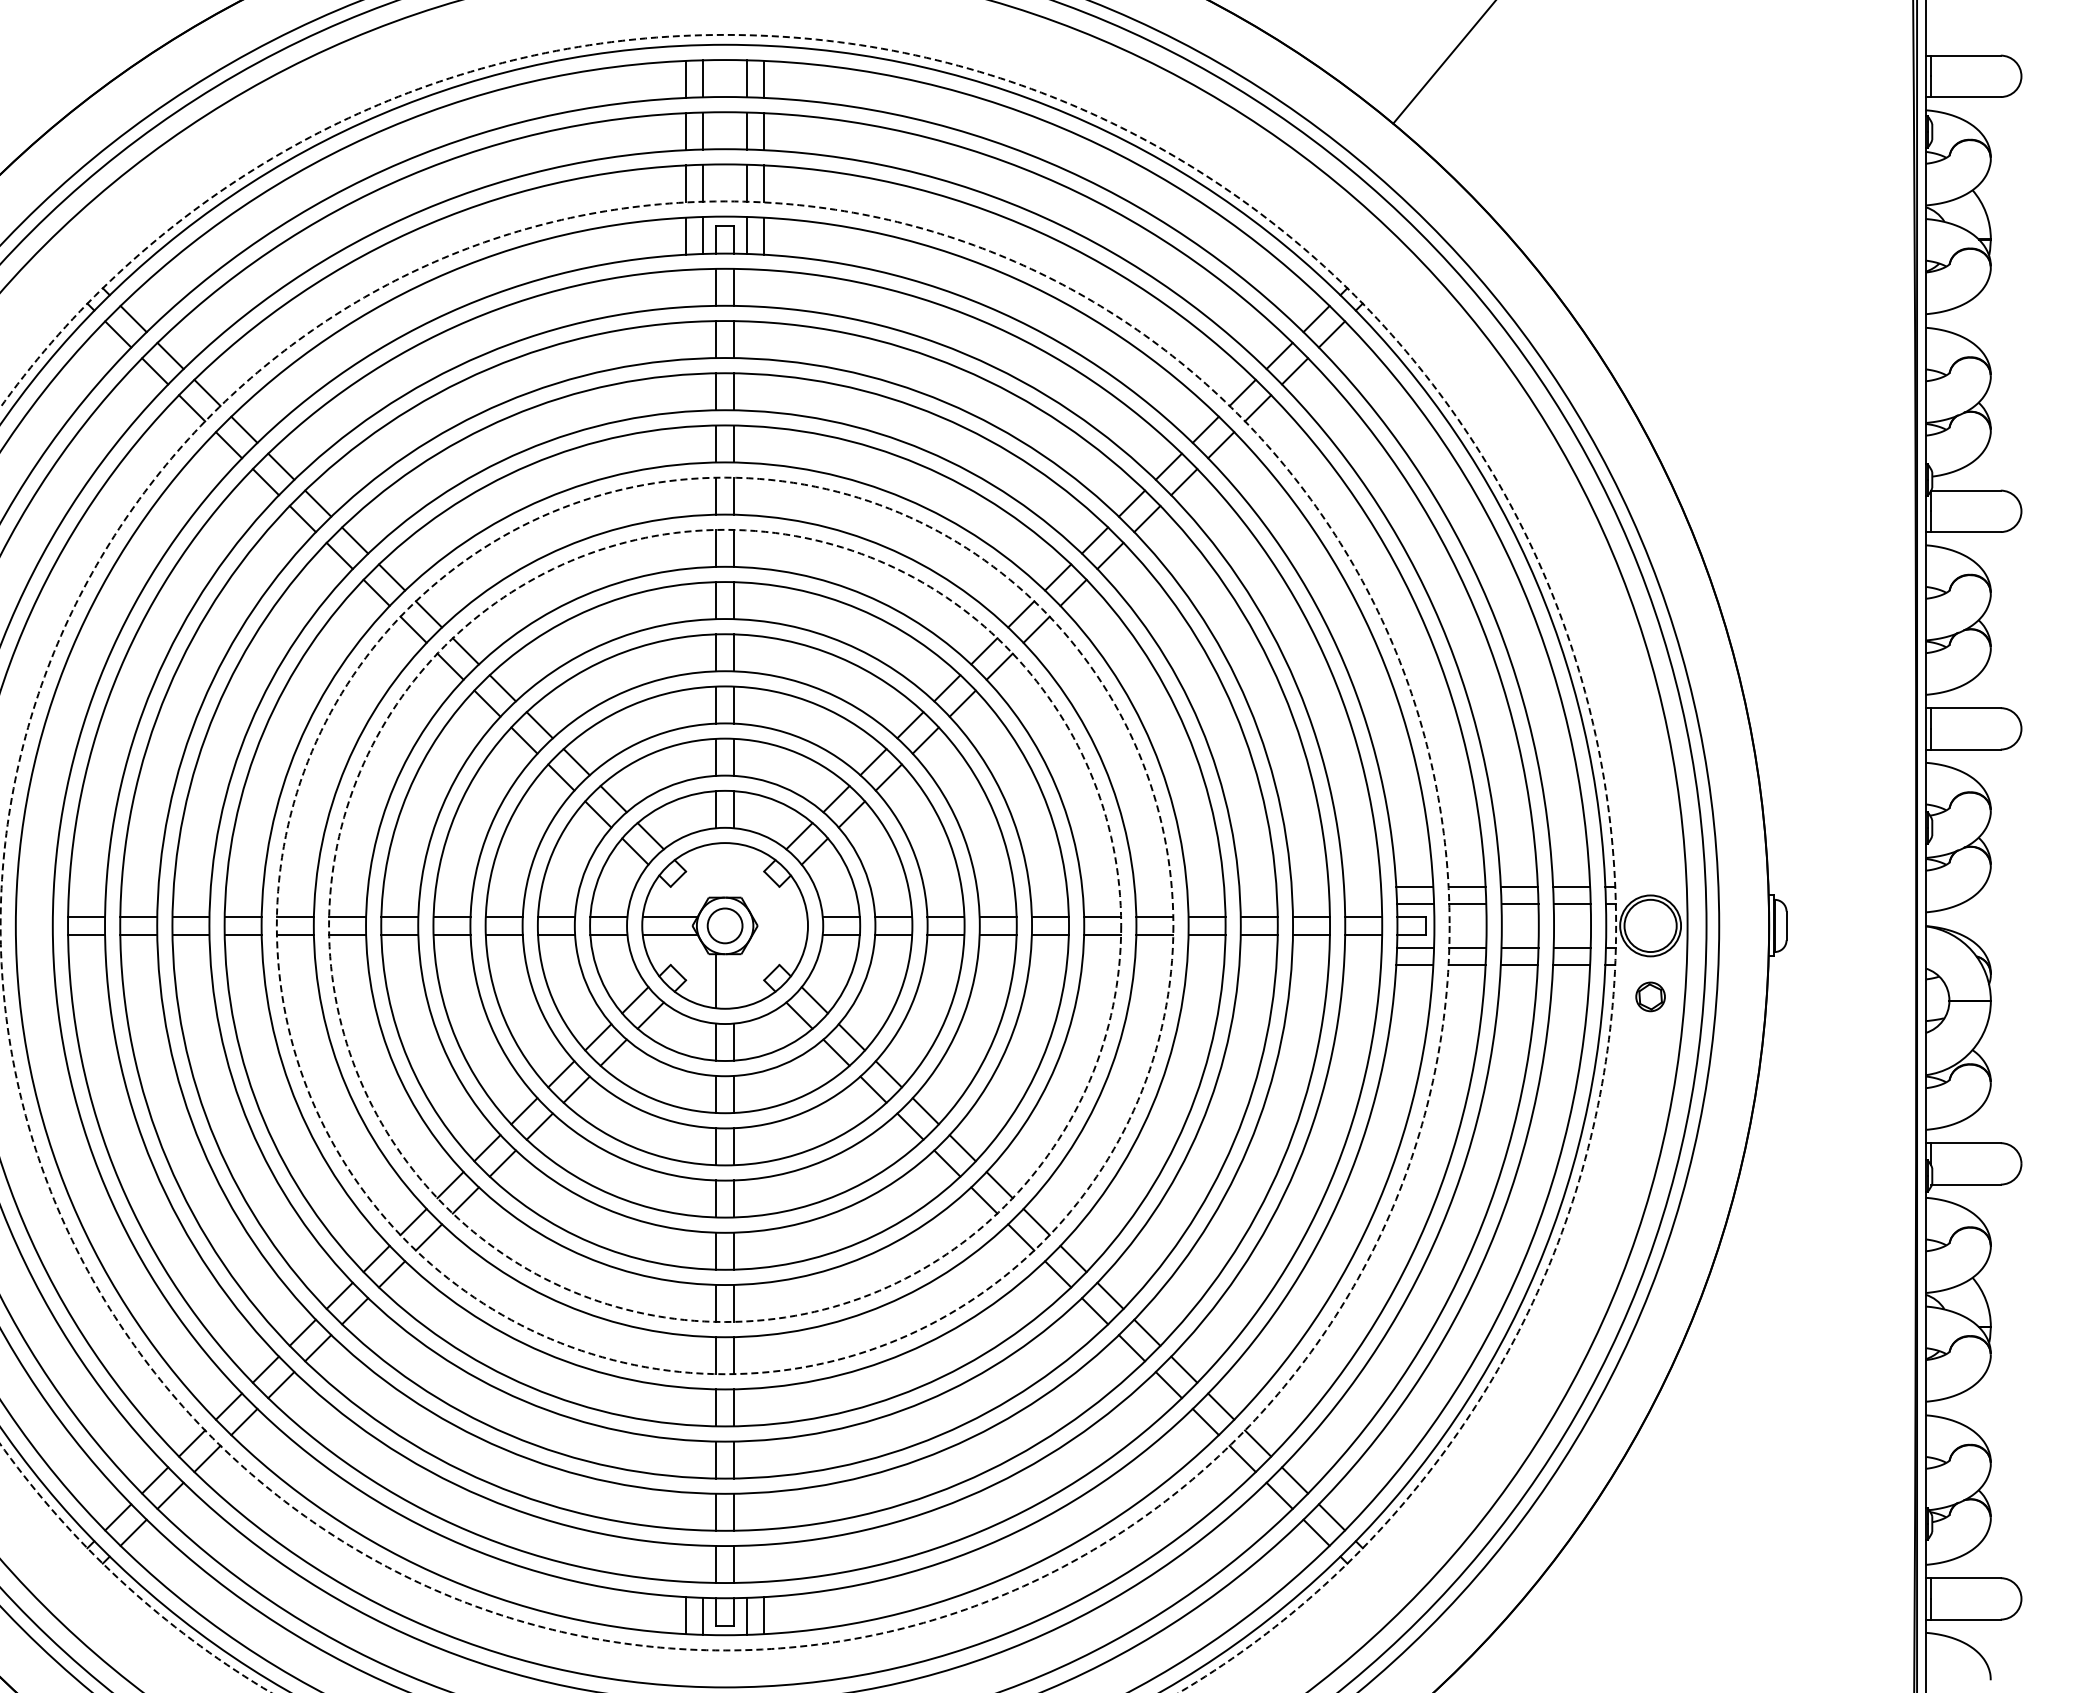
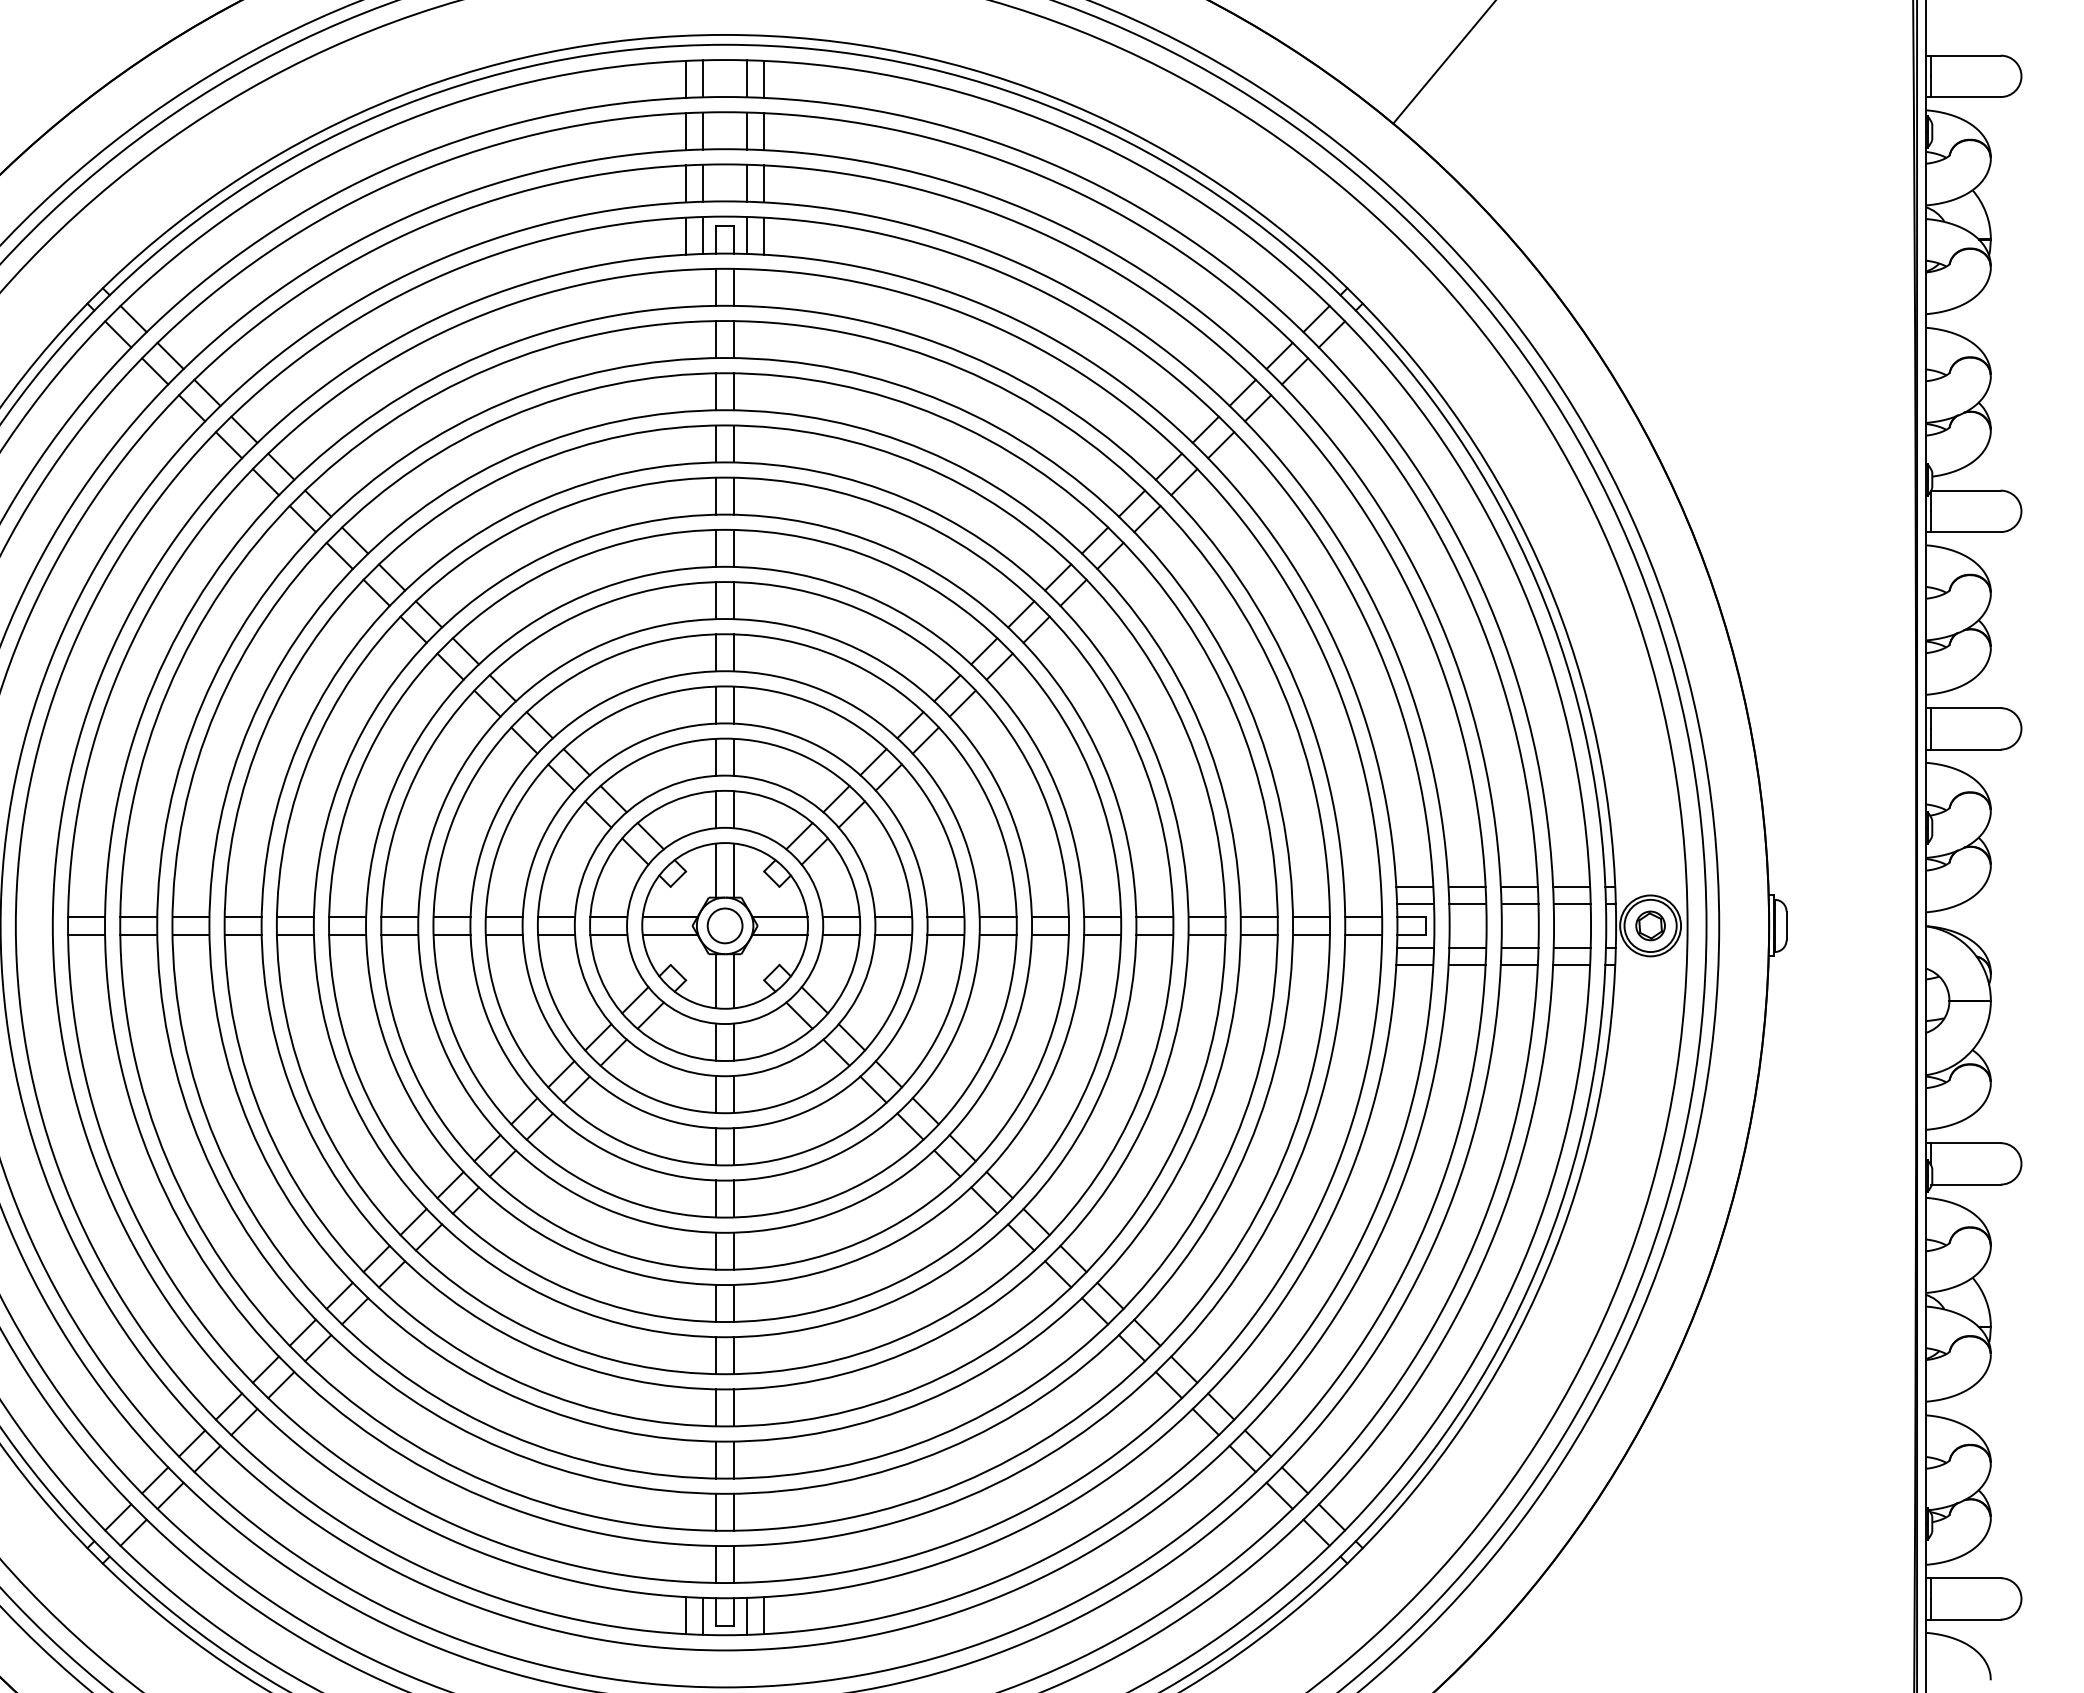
circle: dashed -> solid (808, 863)
line: none -> present (716, 870)
line: none -> present (733, 870)
line: none -> present (779, 917)
circle: dashed -> solid (724, 925)
circle: dashed -> solid (724, 925)
circle: dashed -> solid (725, 925)
line: none -> present (779, 934)
line: none -> present (733, 981)
part position: (1650, 996) -> (1650, 925) (1650, 925)
